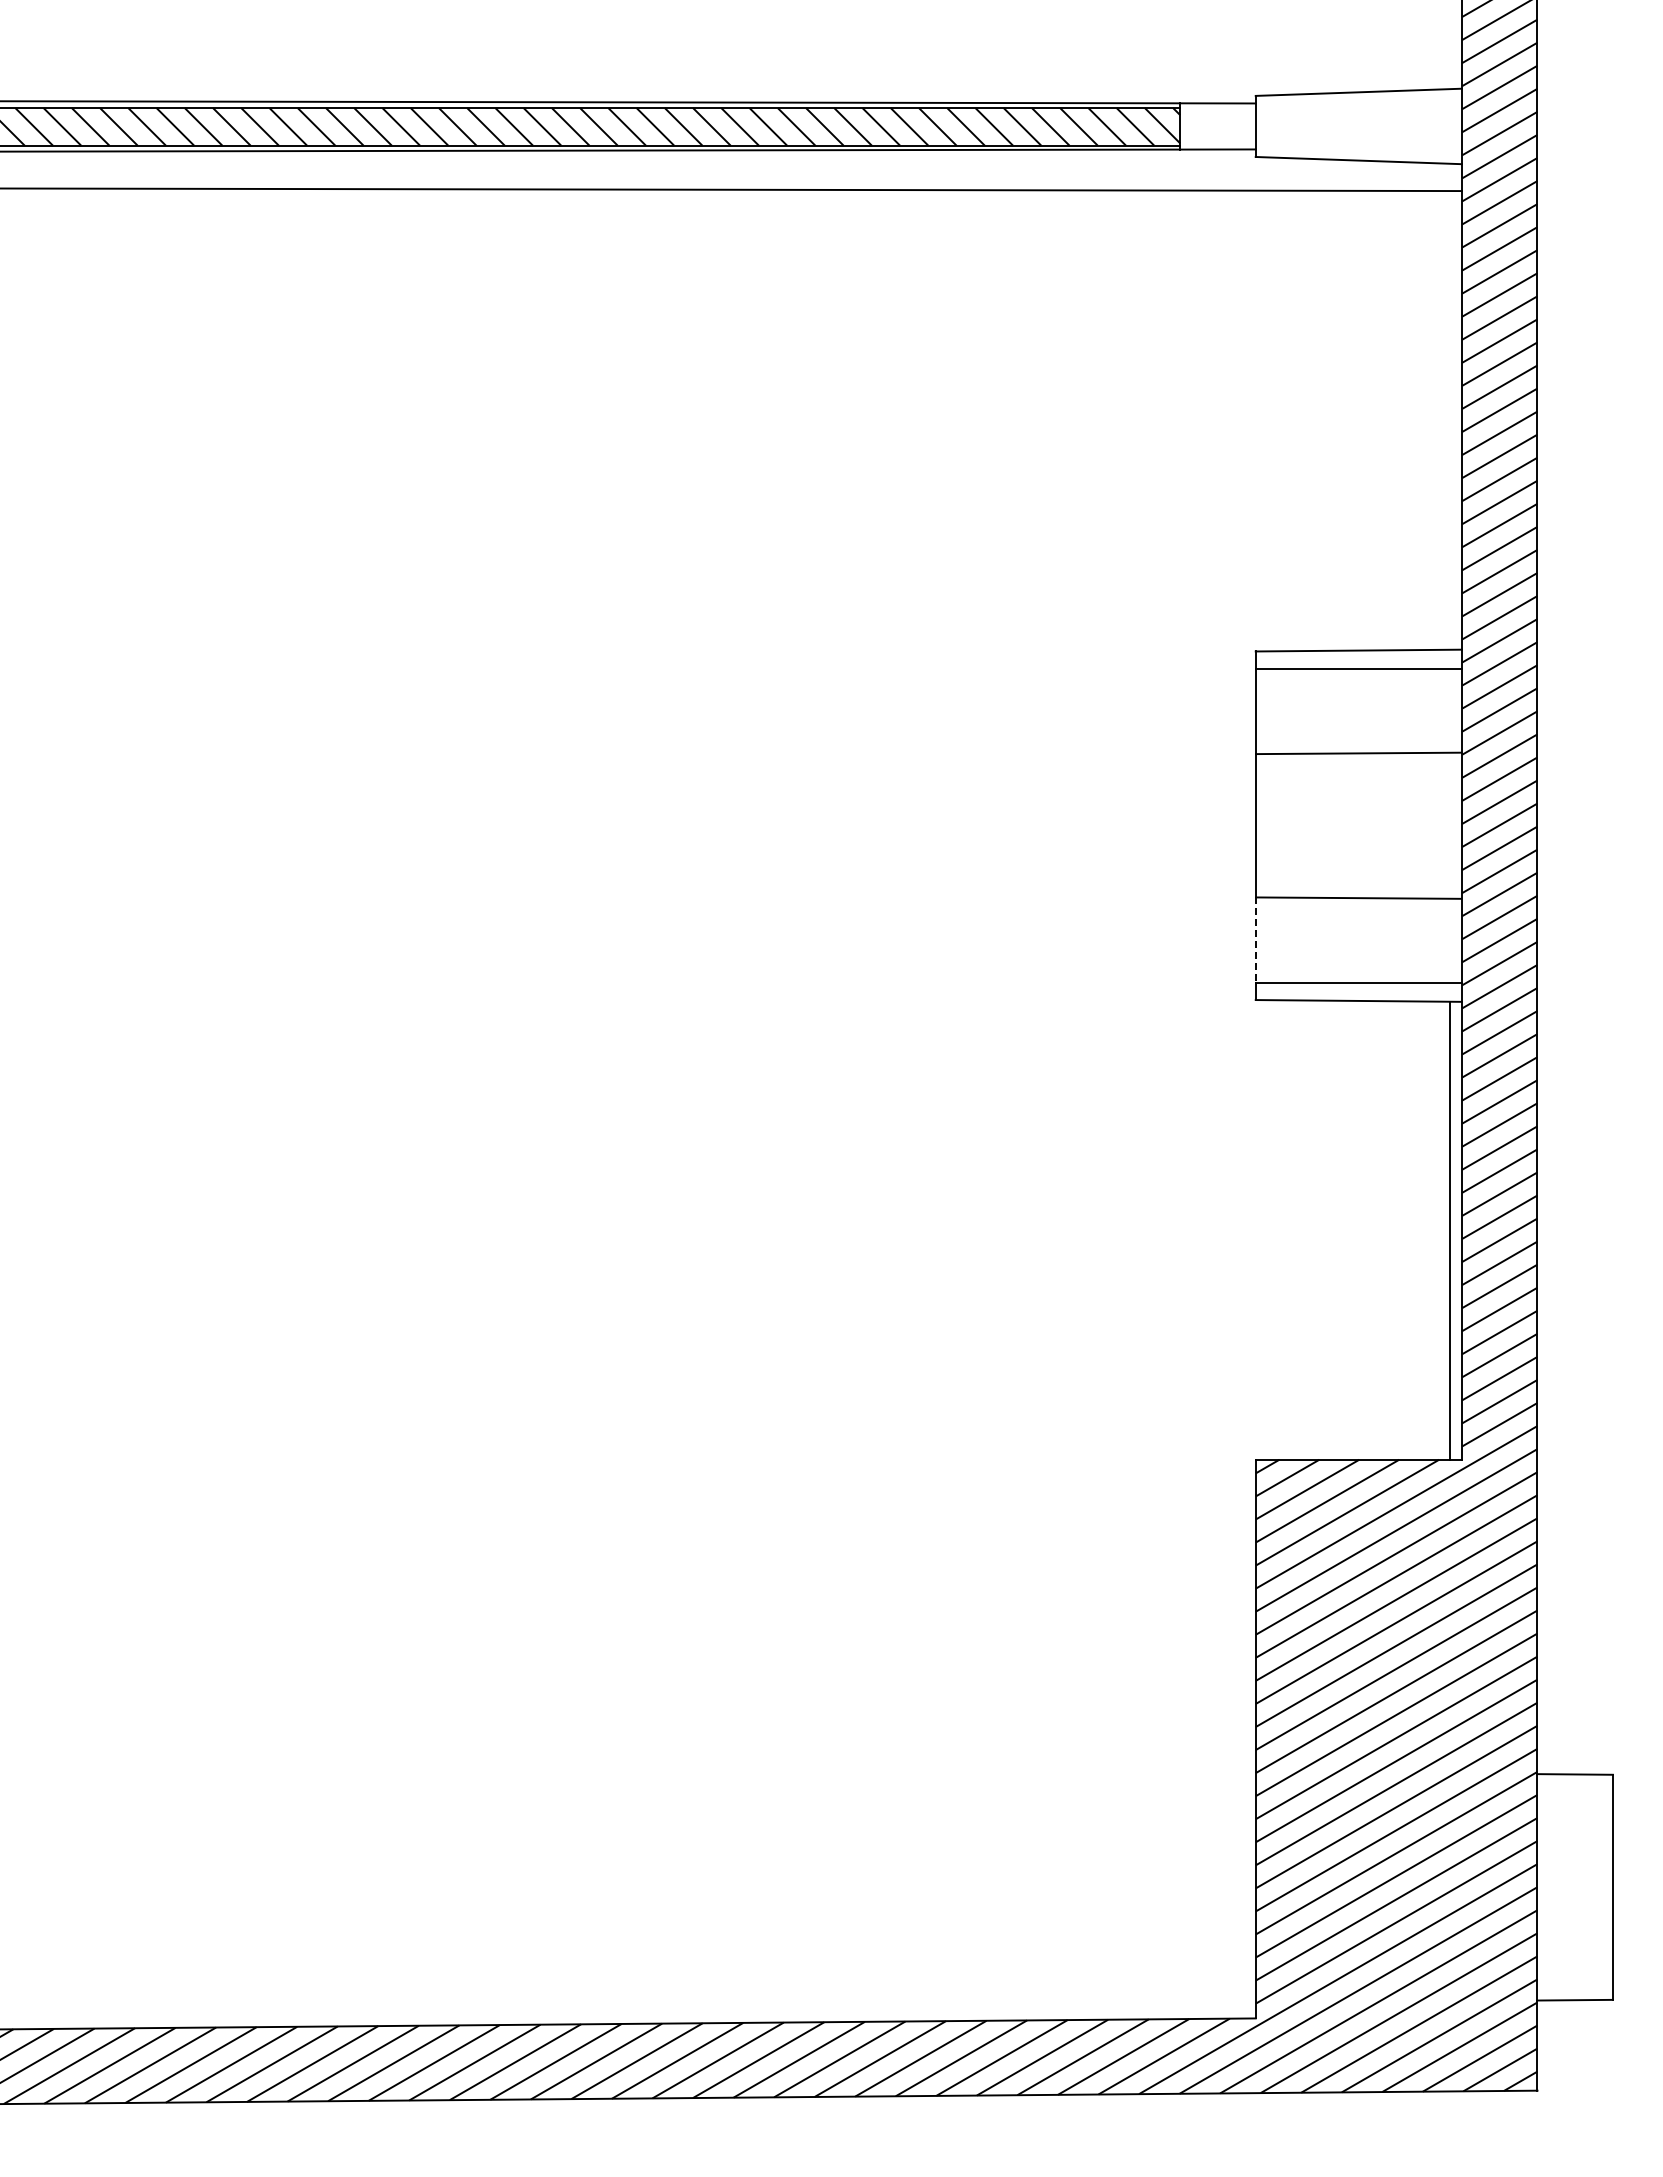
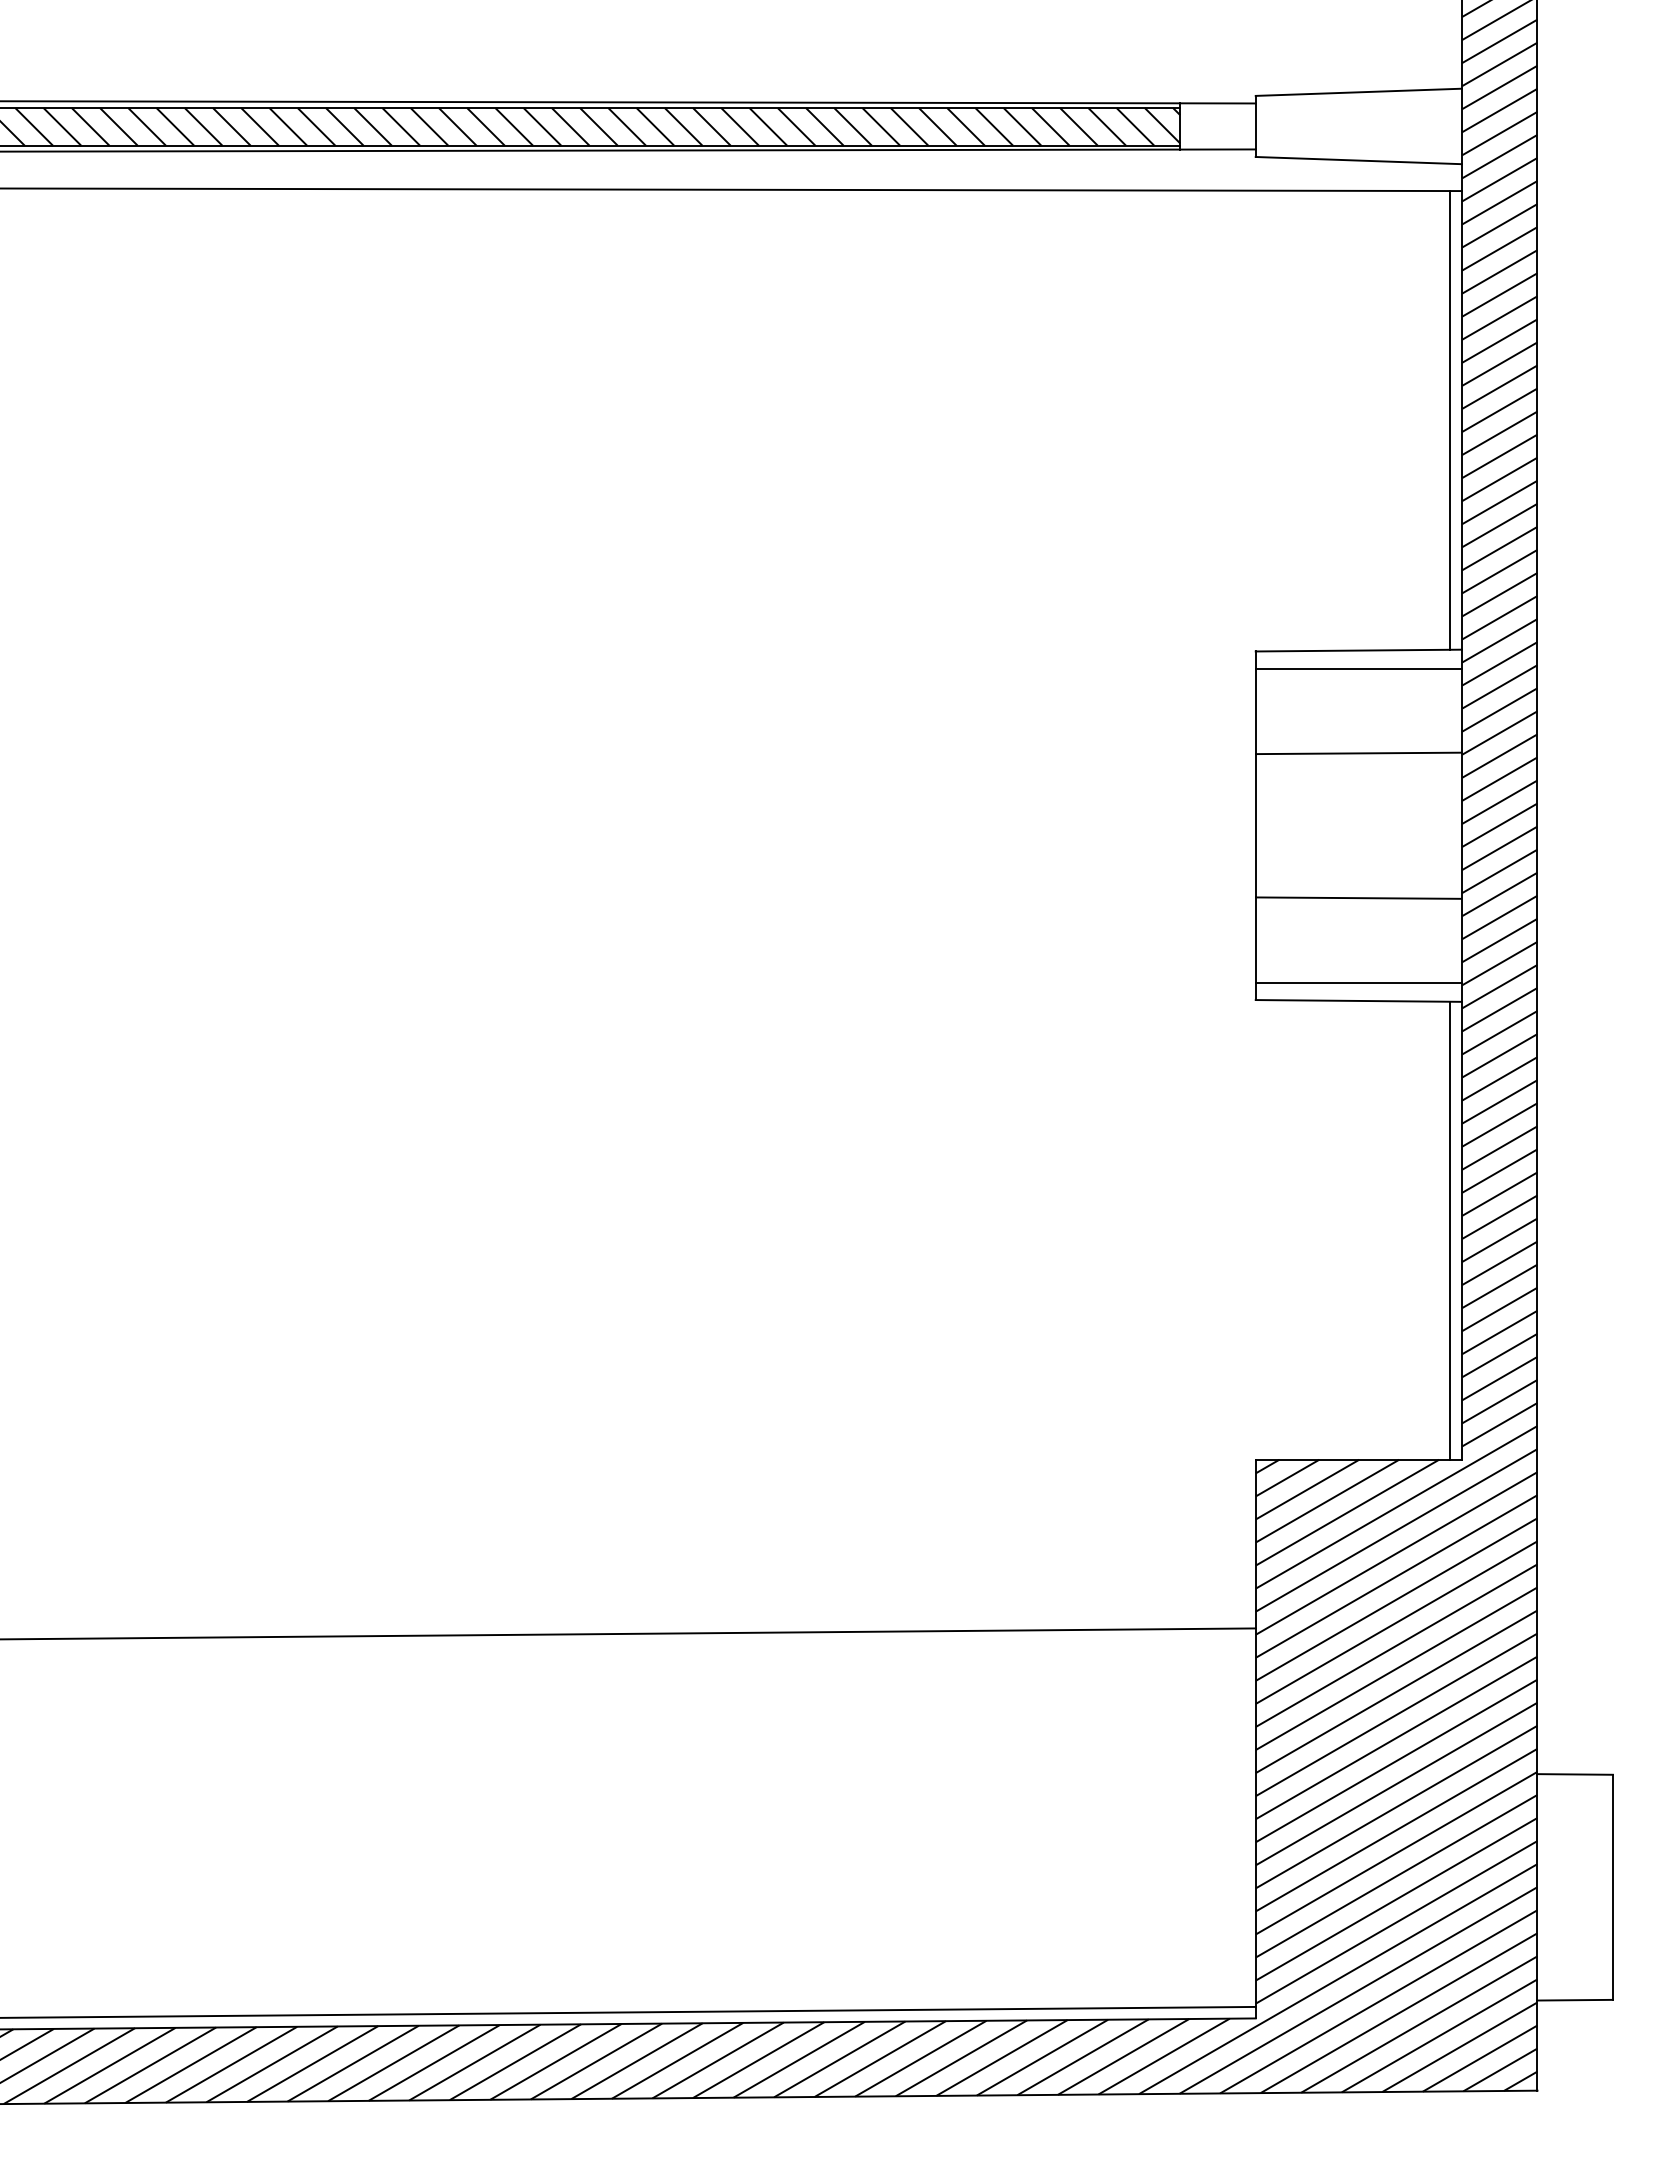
line: none -> present (1449, 420)
line: dashed -> solid (1255, 940)
line: none -> present (628, 1633)
line: none -> present (628, 2011)
